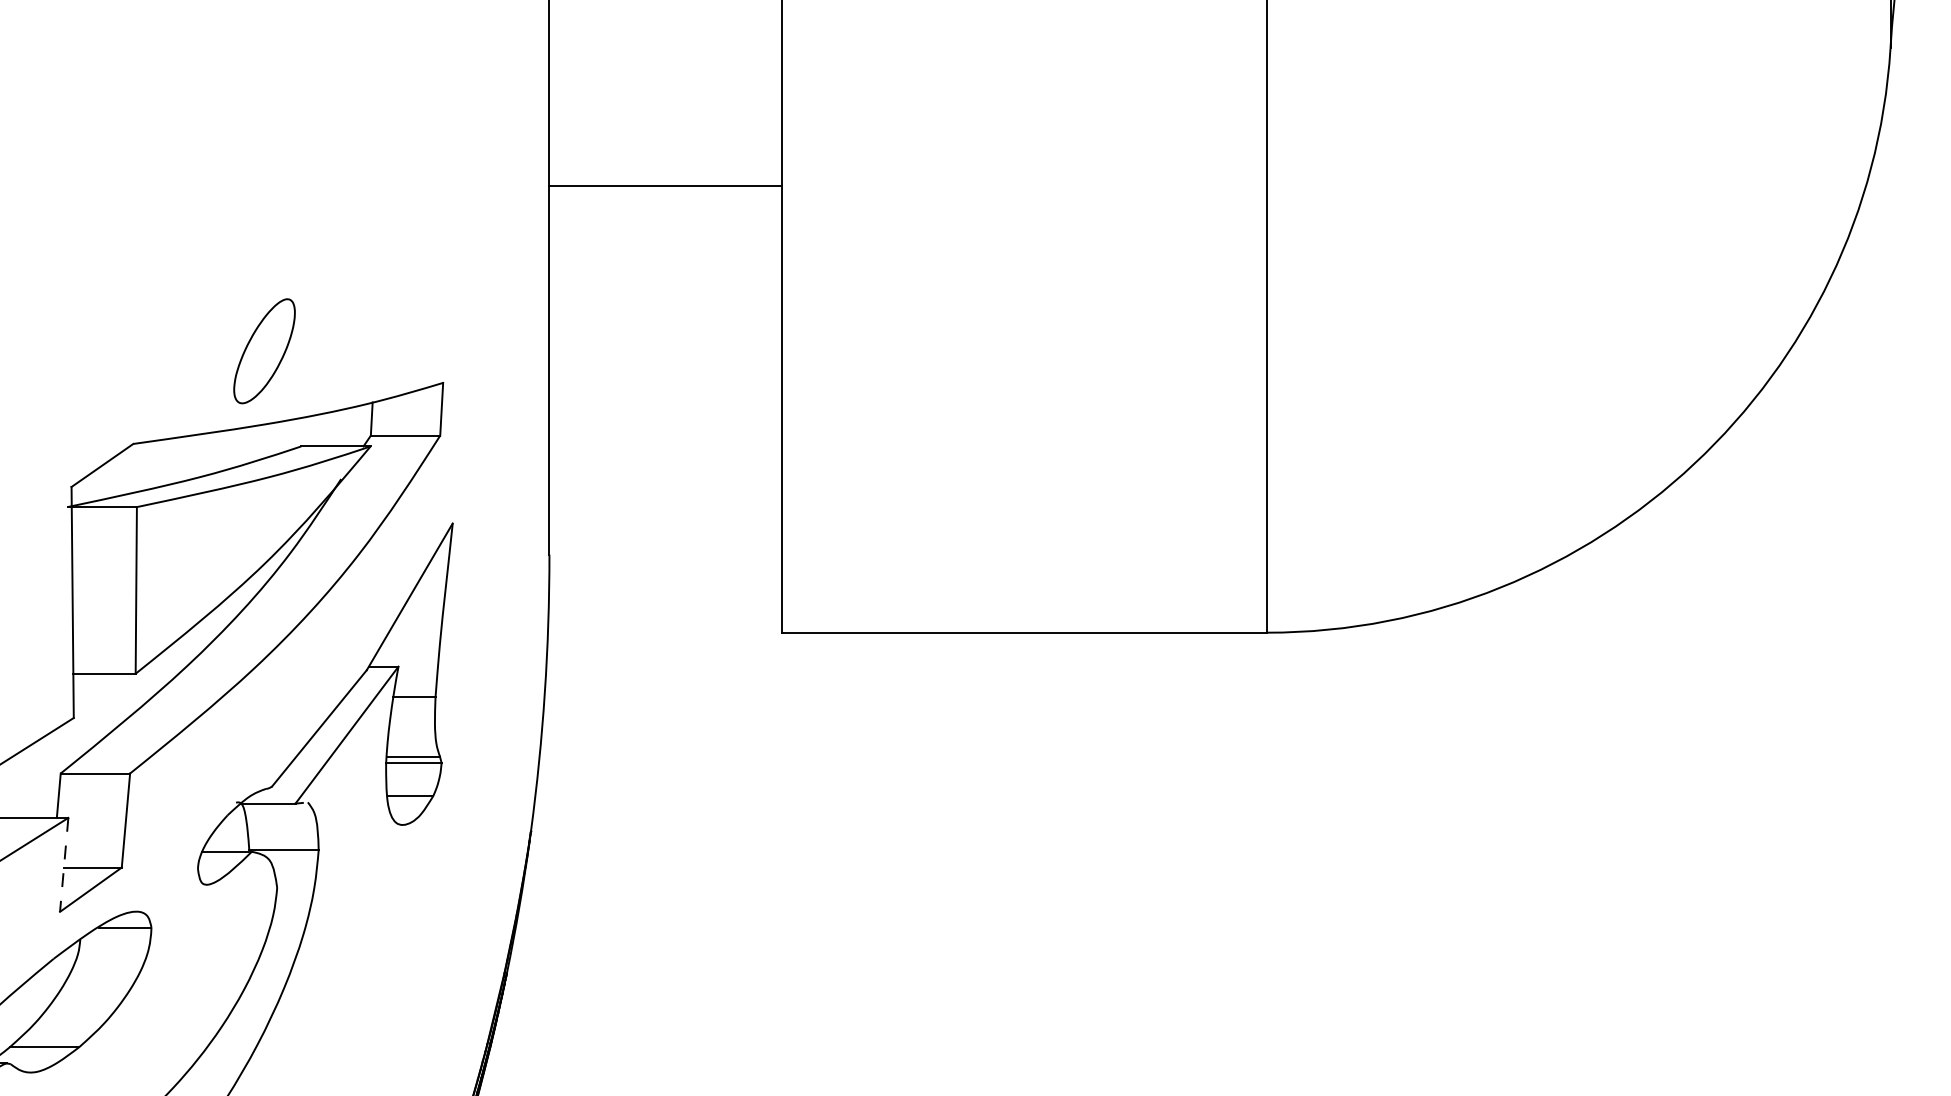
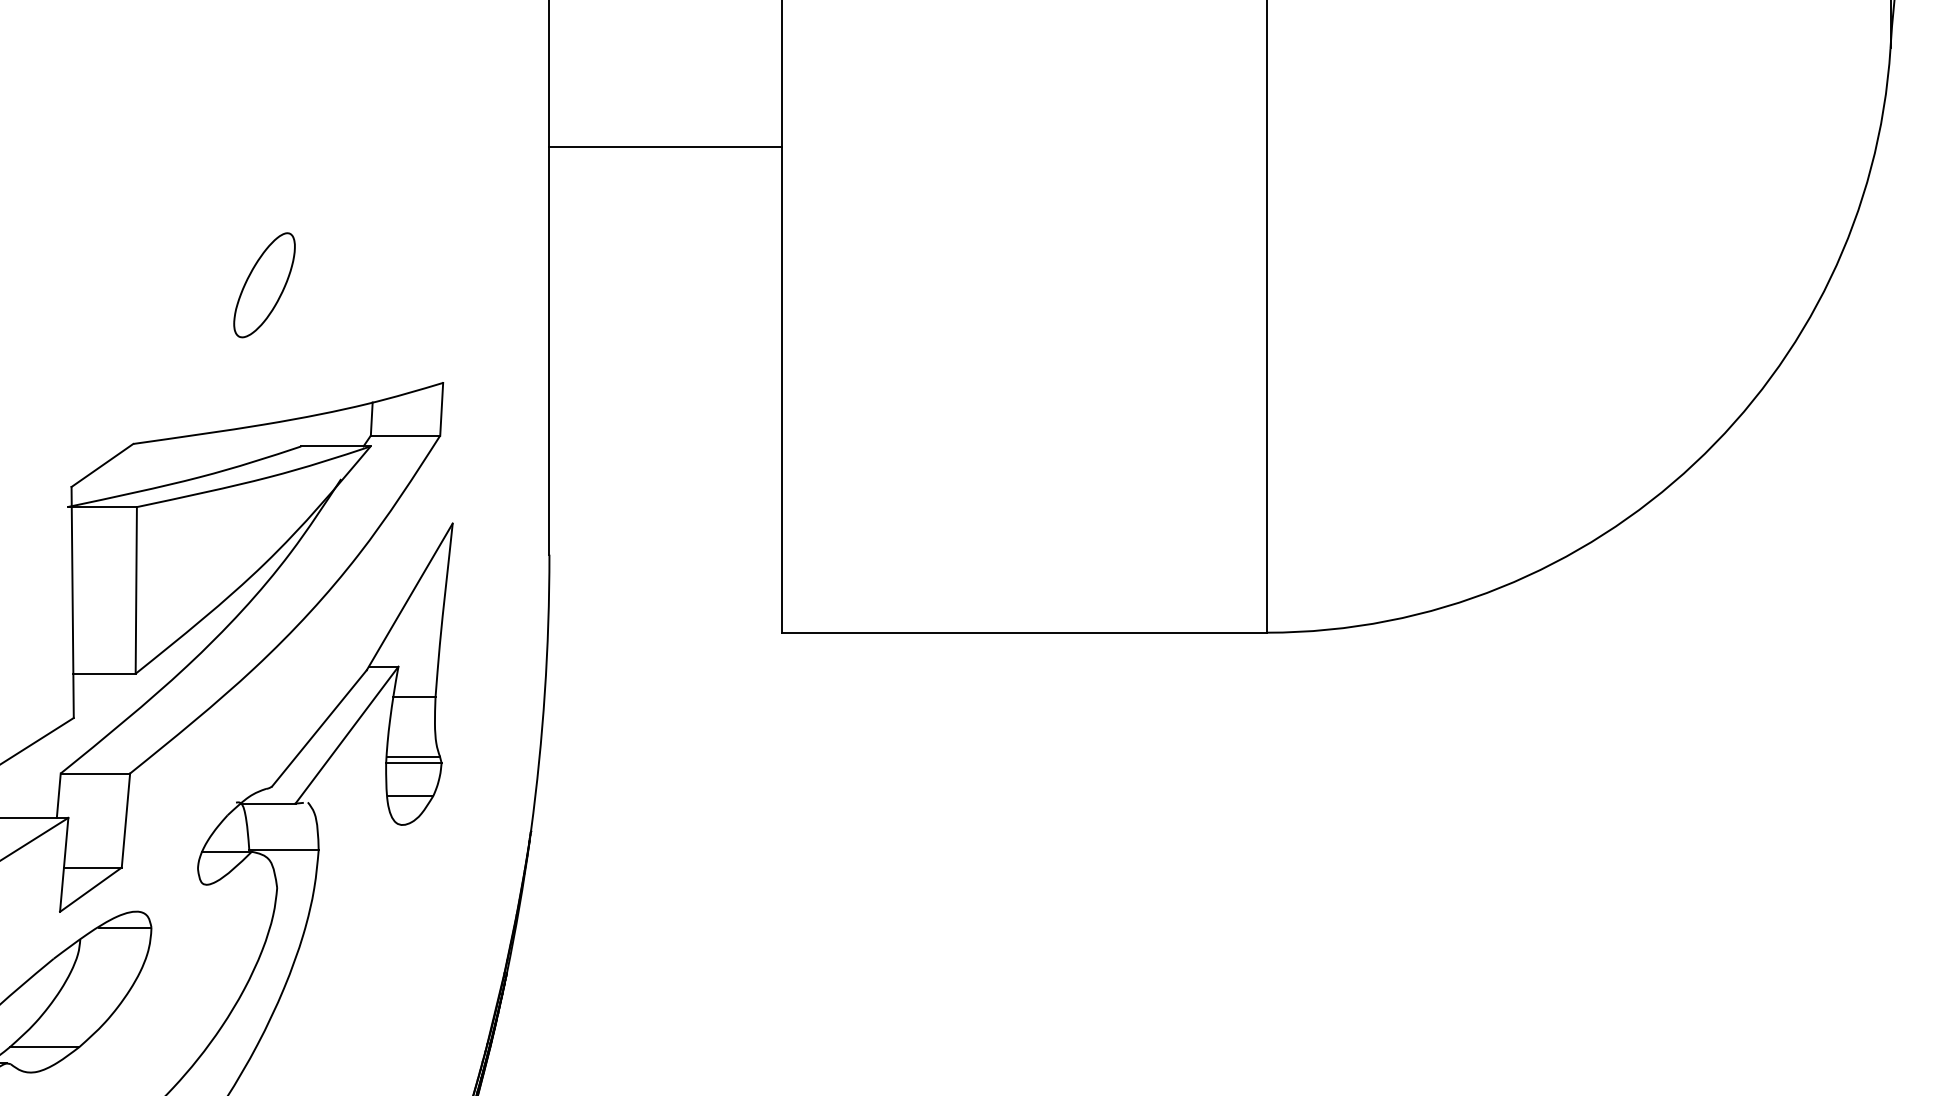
line position: (665, 186) -> (665, 147) (665, 147)
part position: (264, 351) -> (264, 285) (264, 285)
line: dashed -> solid (64, 865)
